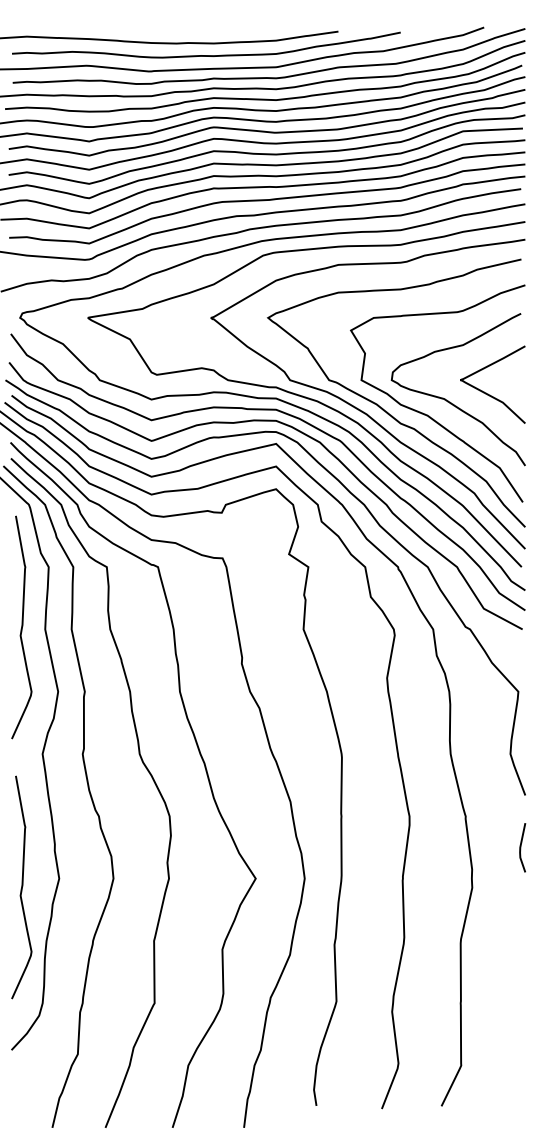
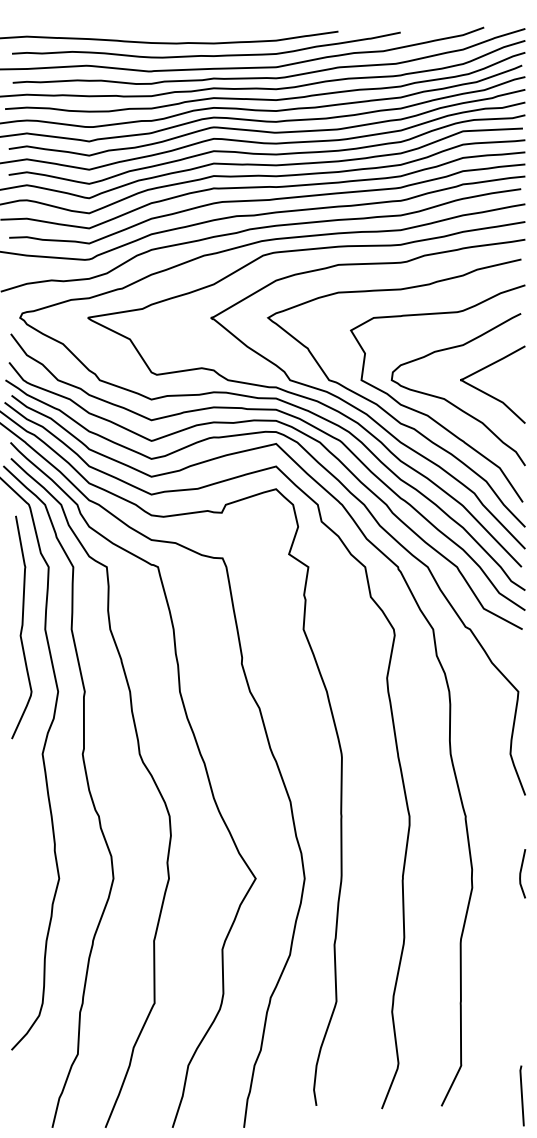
line position: (521, 847) -> (521, 873) (521, 873)
curve: present -> none (21, 887)
line: none -> present (521, 1095)
